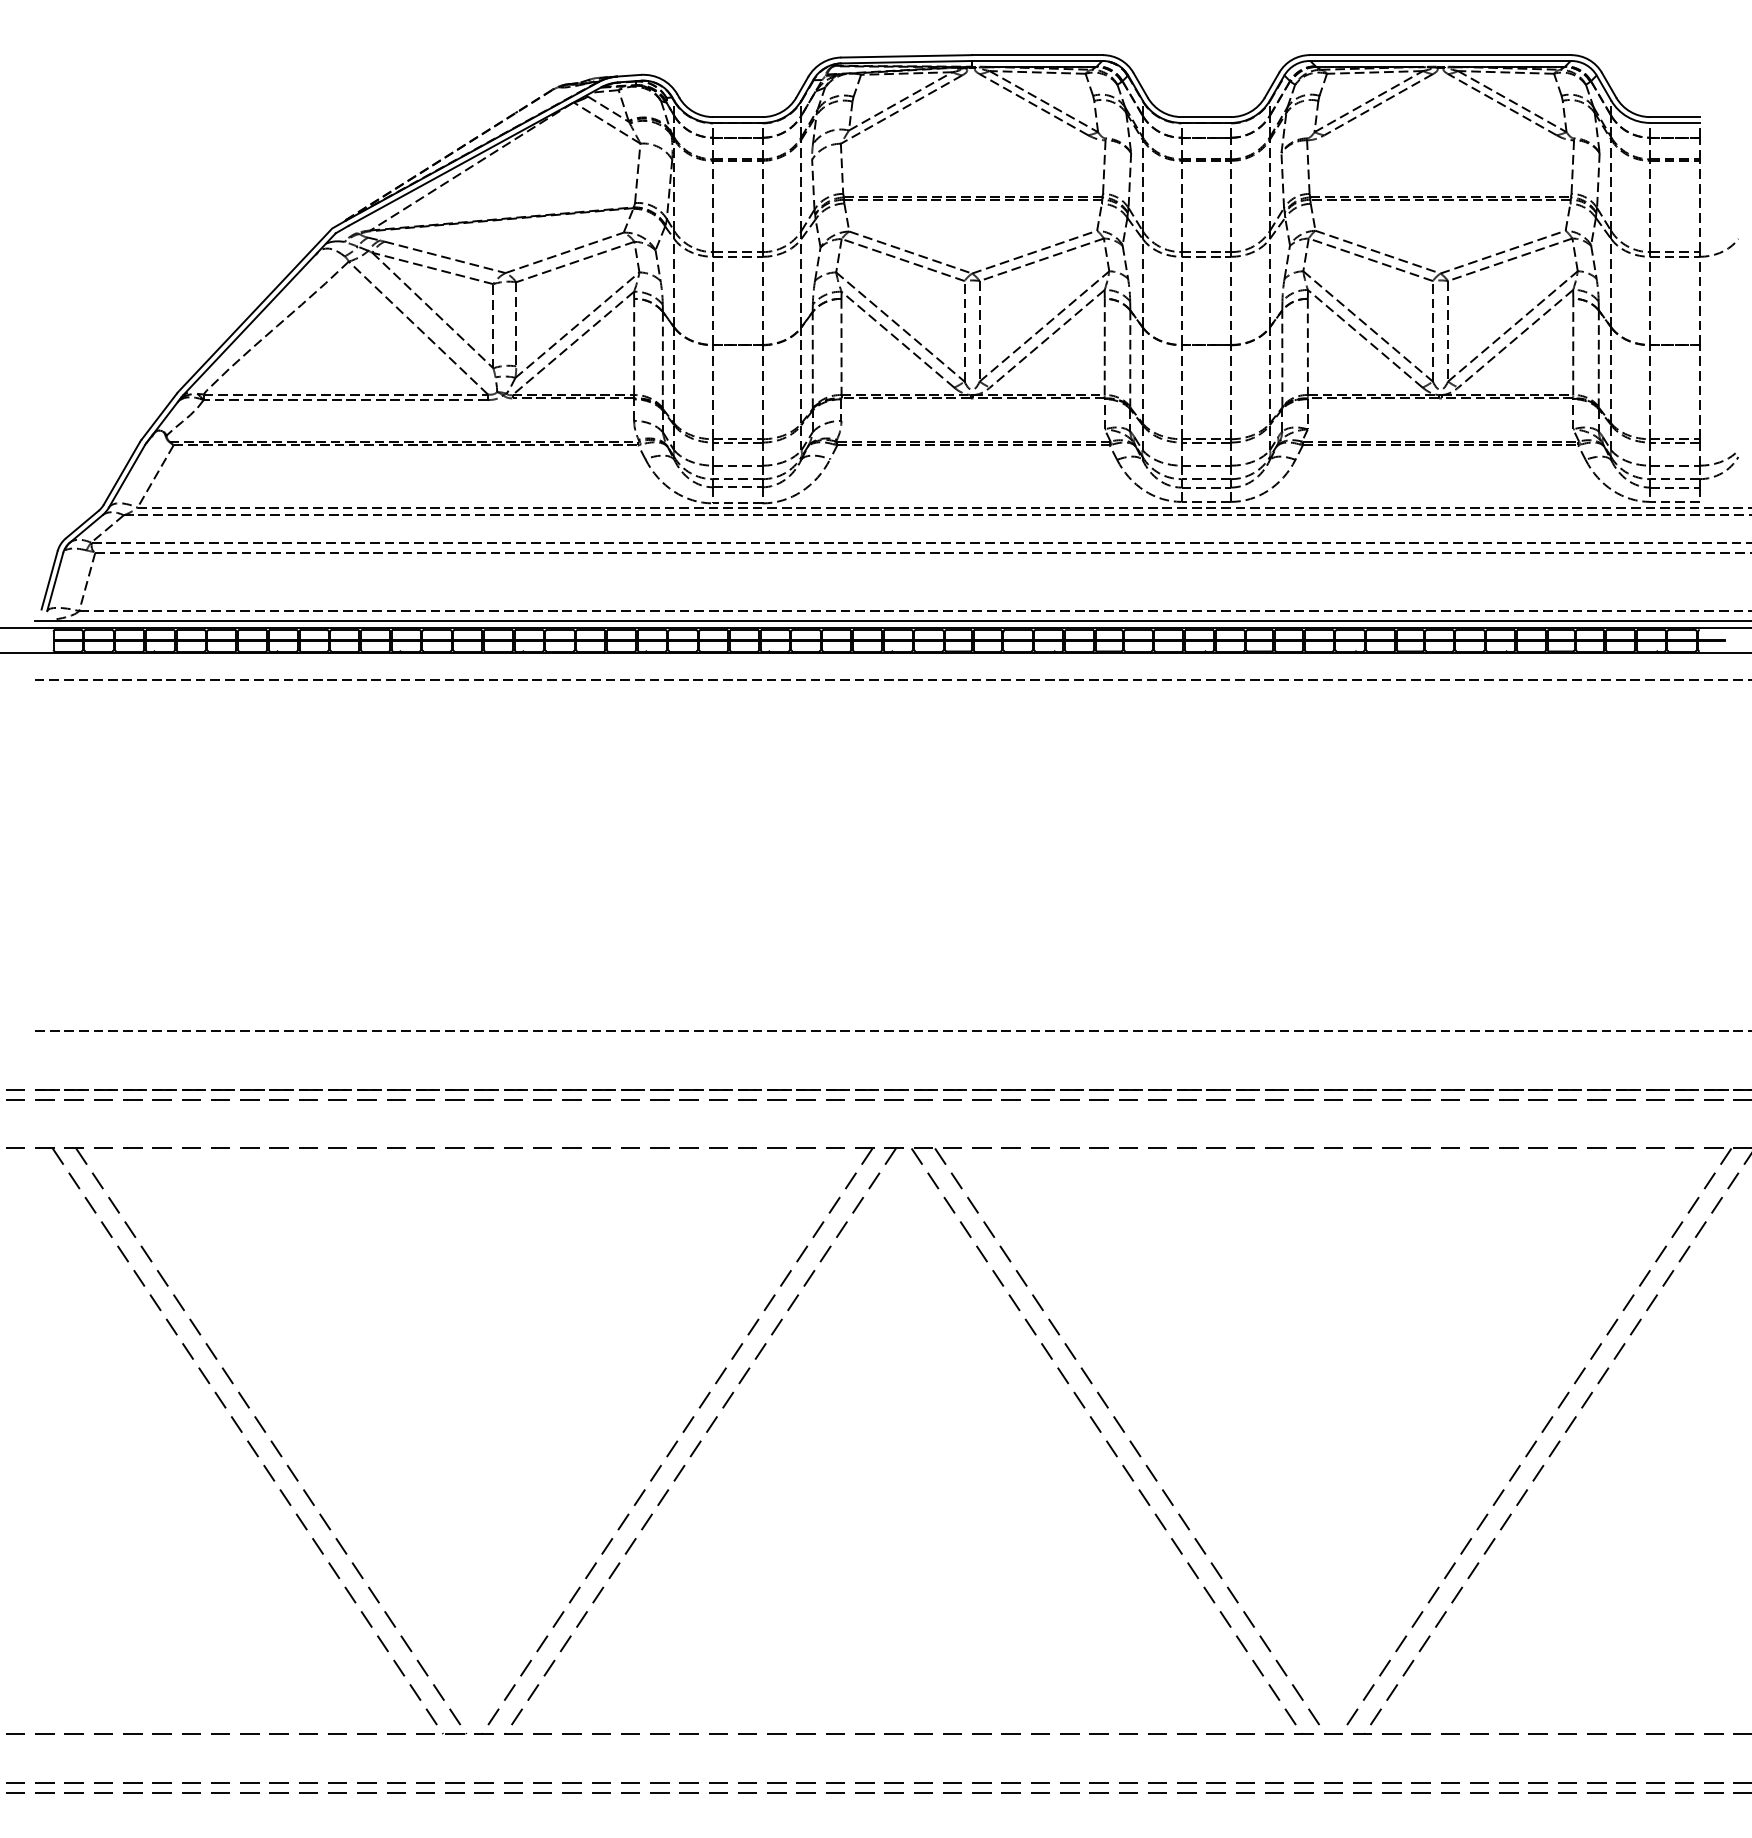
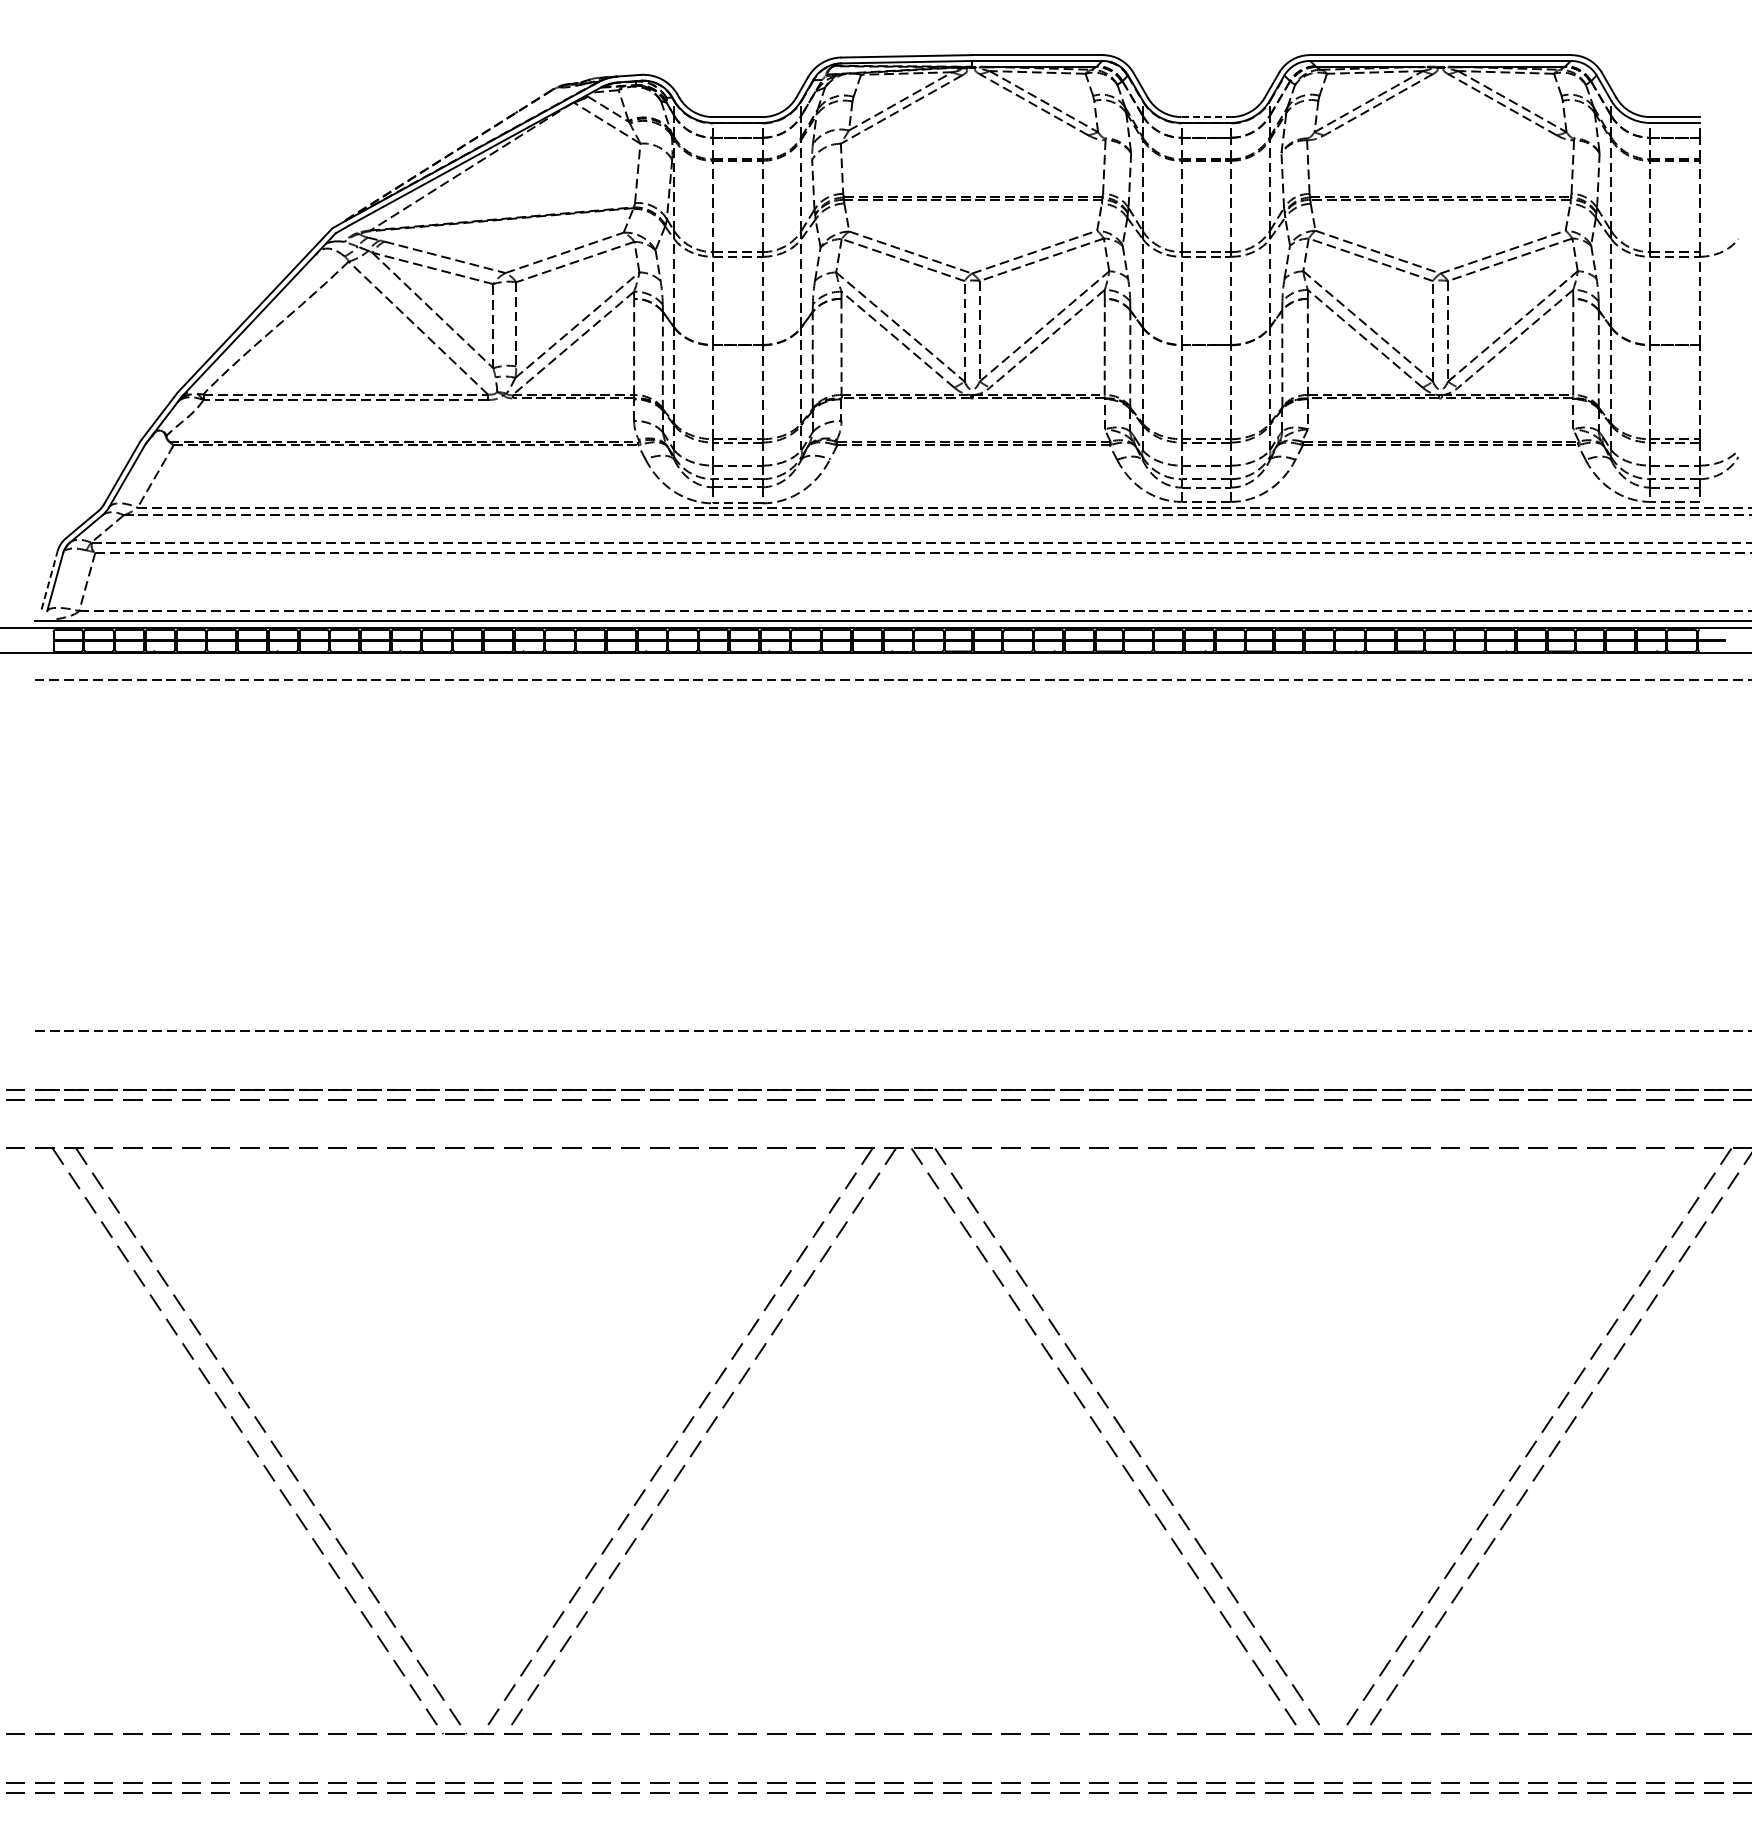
line: solid -> dashed (1206, 117)
line: solid -> dashed (49, 579)
